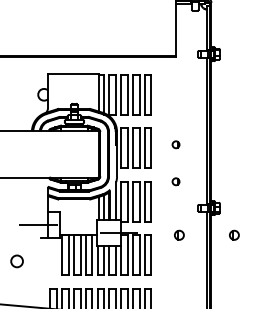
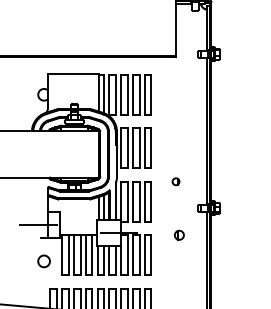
part: present -> none (175, 144)
part: present -> none (234, 234)
circle position: (16, 261) -> (43, 261) (43, 261)
